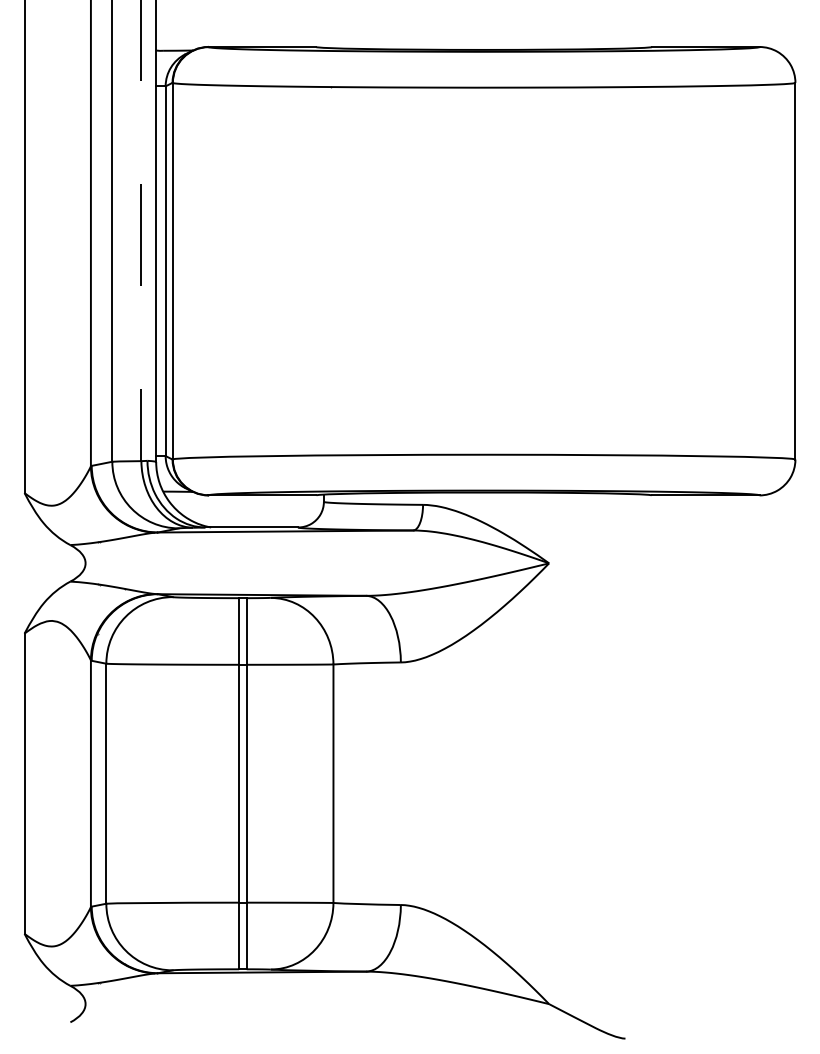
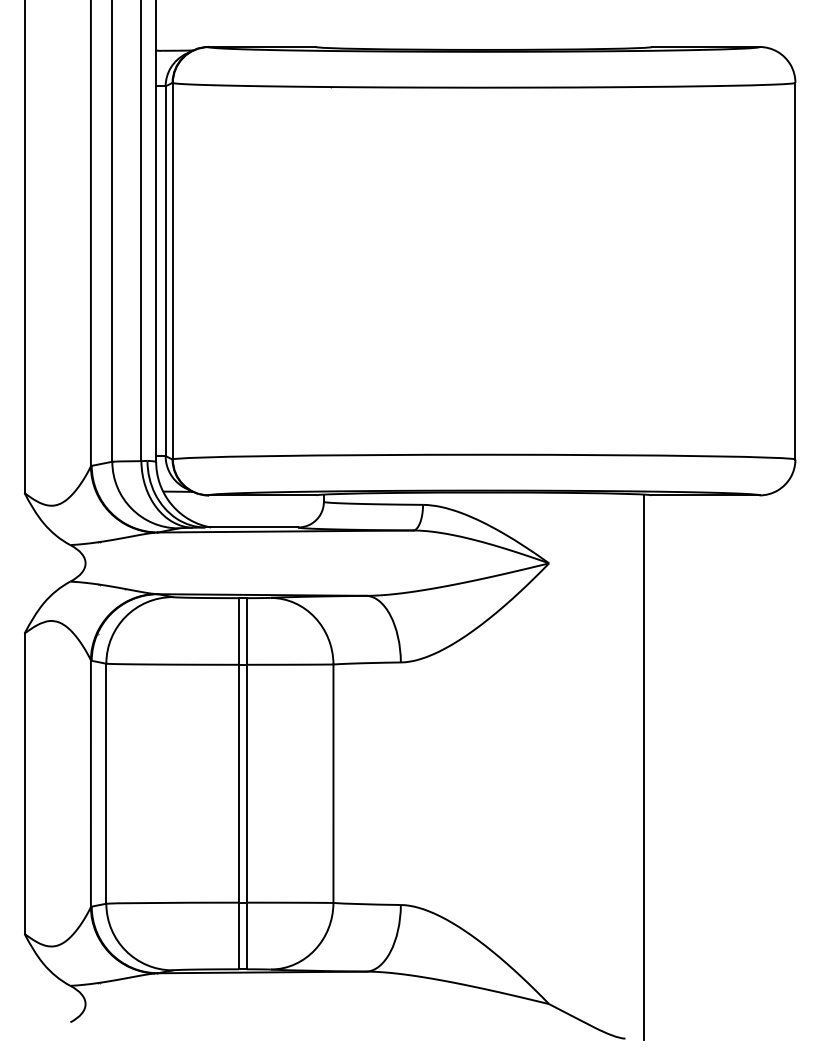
line: dashed -> solid (141, 231)
line: none -> present (644, 766)
